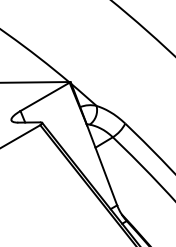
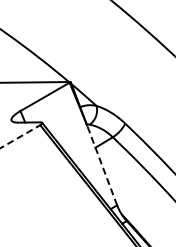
line: solid -> dashed (20, 136)
line: solid -> dashed (102, 165)
